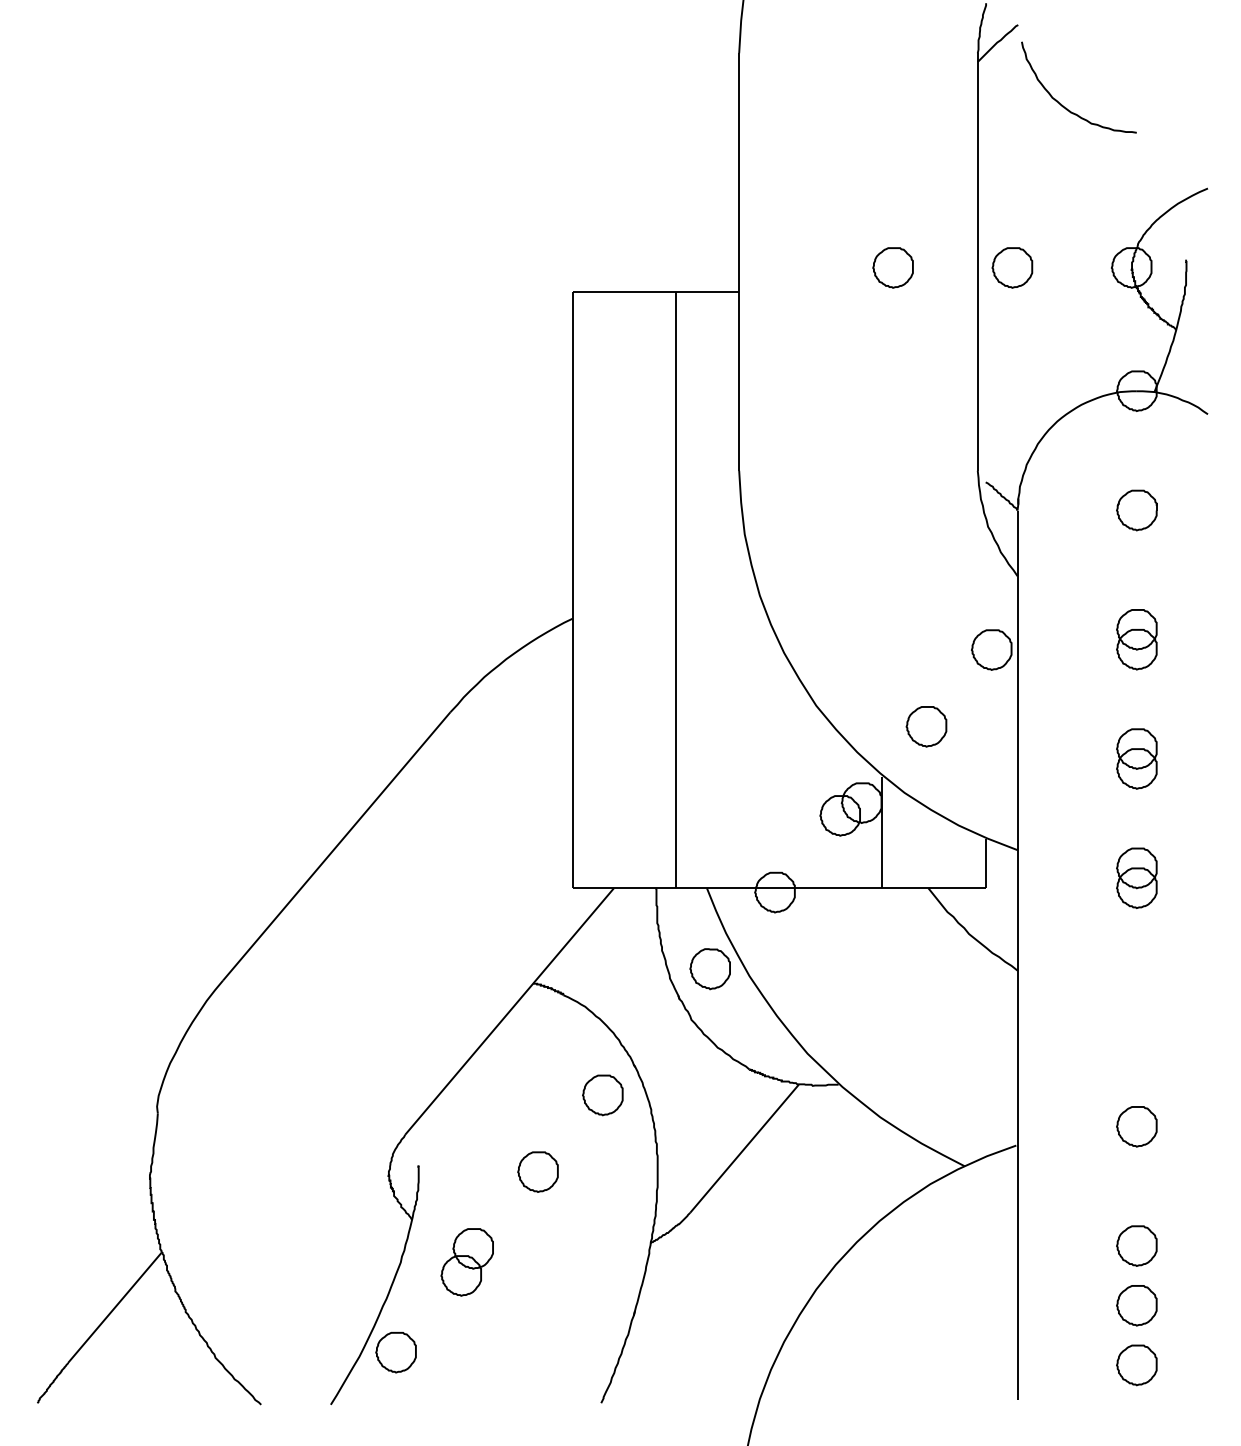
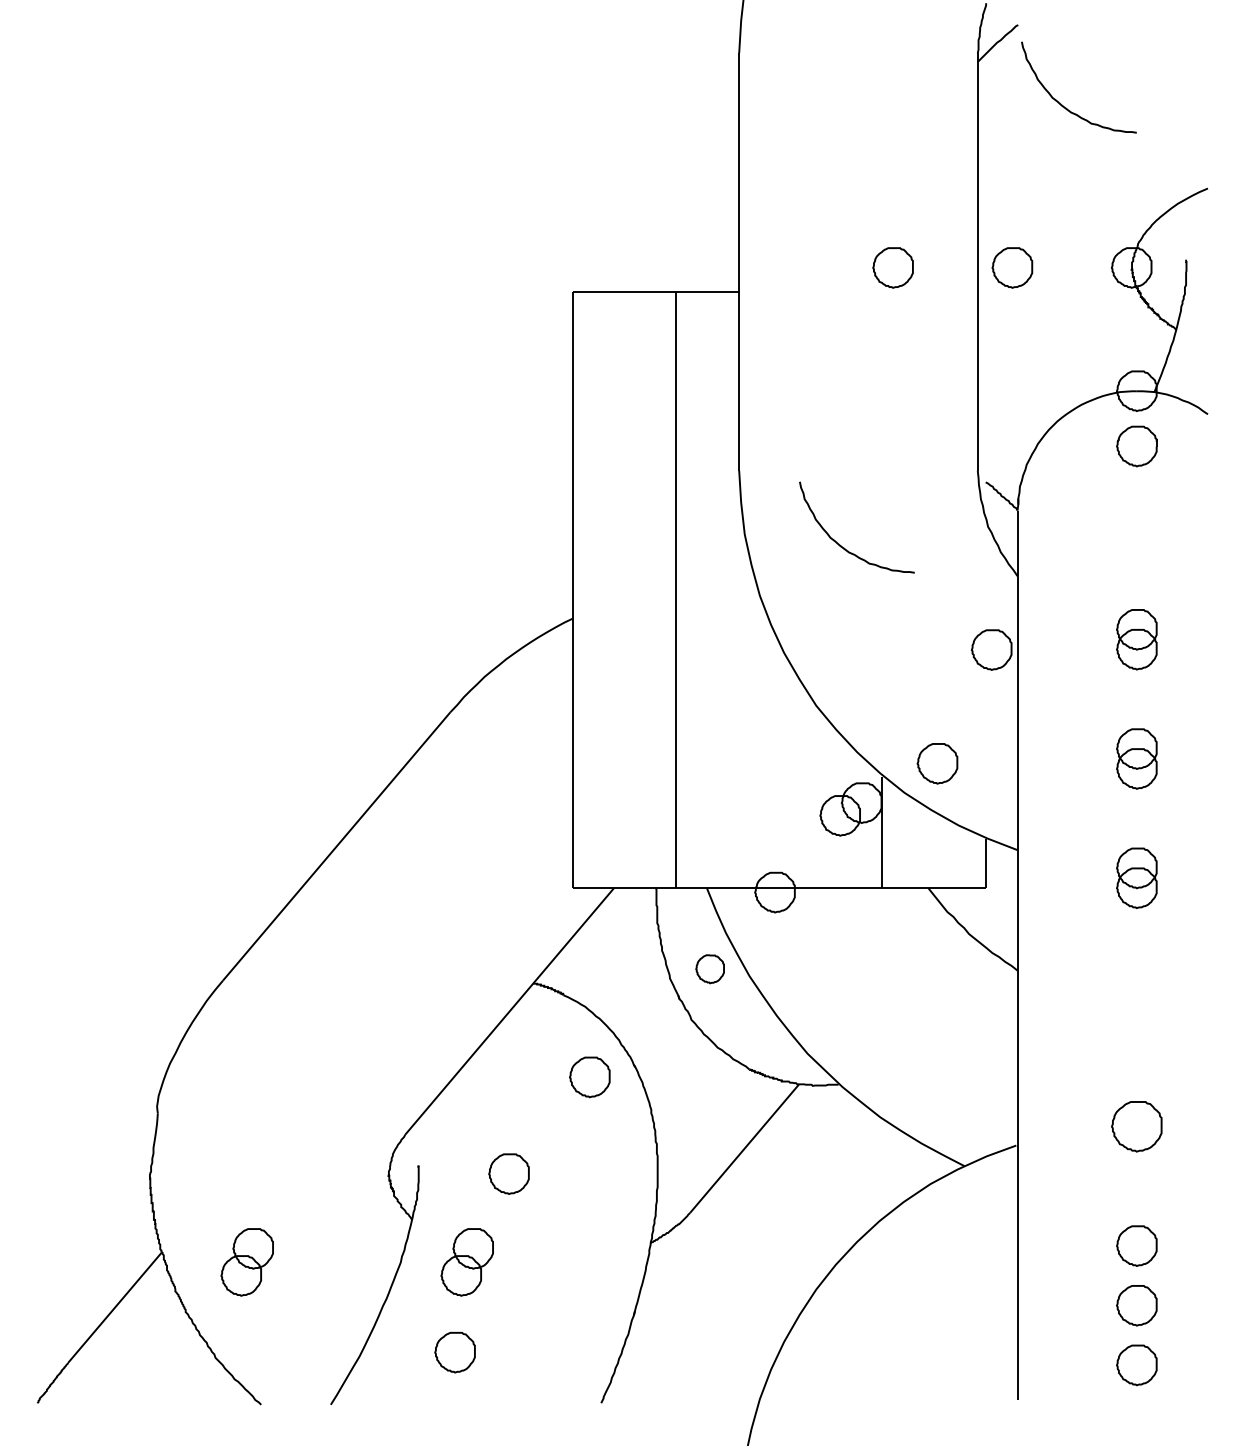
part position: (1136, 510) -> (1136, 446) (1136, 446)
curve: none -> present (844, 547)
part position: (926, 726) -> (937, 763) (937, 763)
part size: 42x43 px -> 30x31 px (709, 969)
part position: (602, 1095) -> (589, 1077) (589, 1077)
part size: 42x42 px -> 52x52 px (1136, 1126)
part position: (537, 1171) -> (508, 1173) (508, 1173)
part: none -> present (246, 1262)
part position: (395, 1352) -> (454, 1352) (454, 1352)
